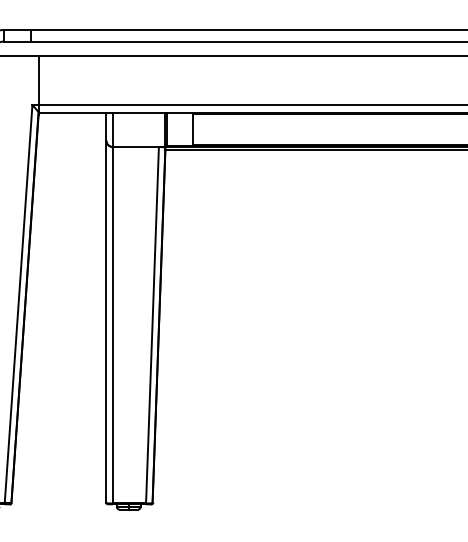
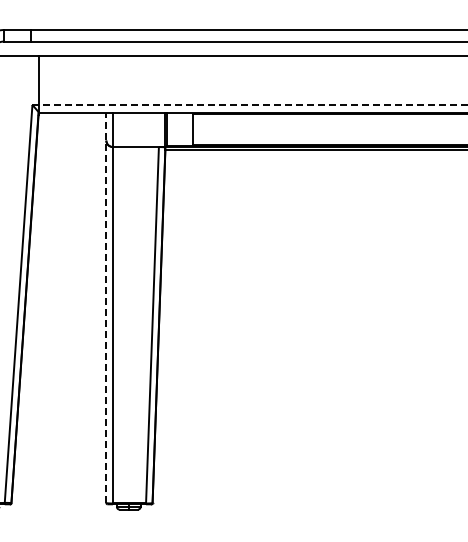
line: solid -> dashed (250, 105)
line: solid -> dashed (106, 307)
